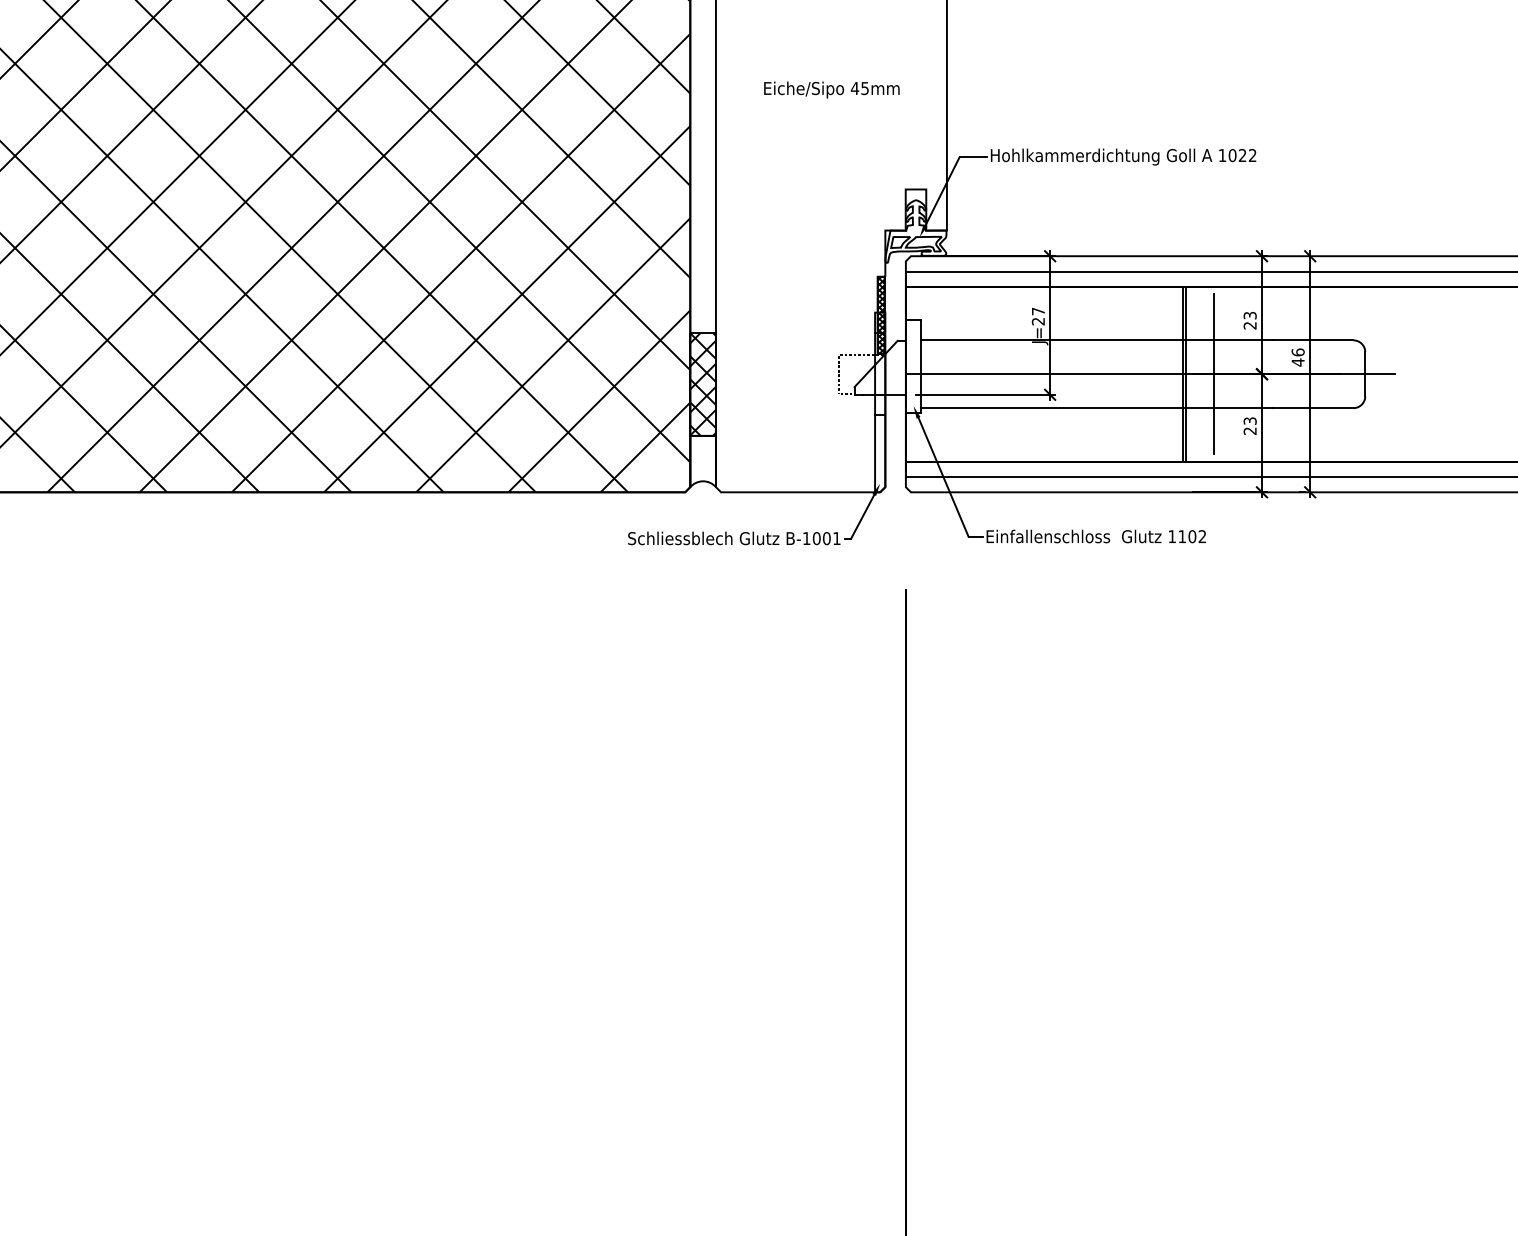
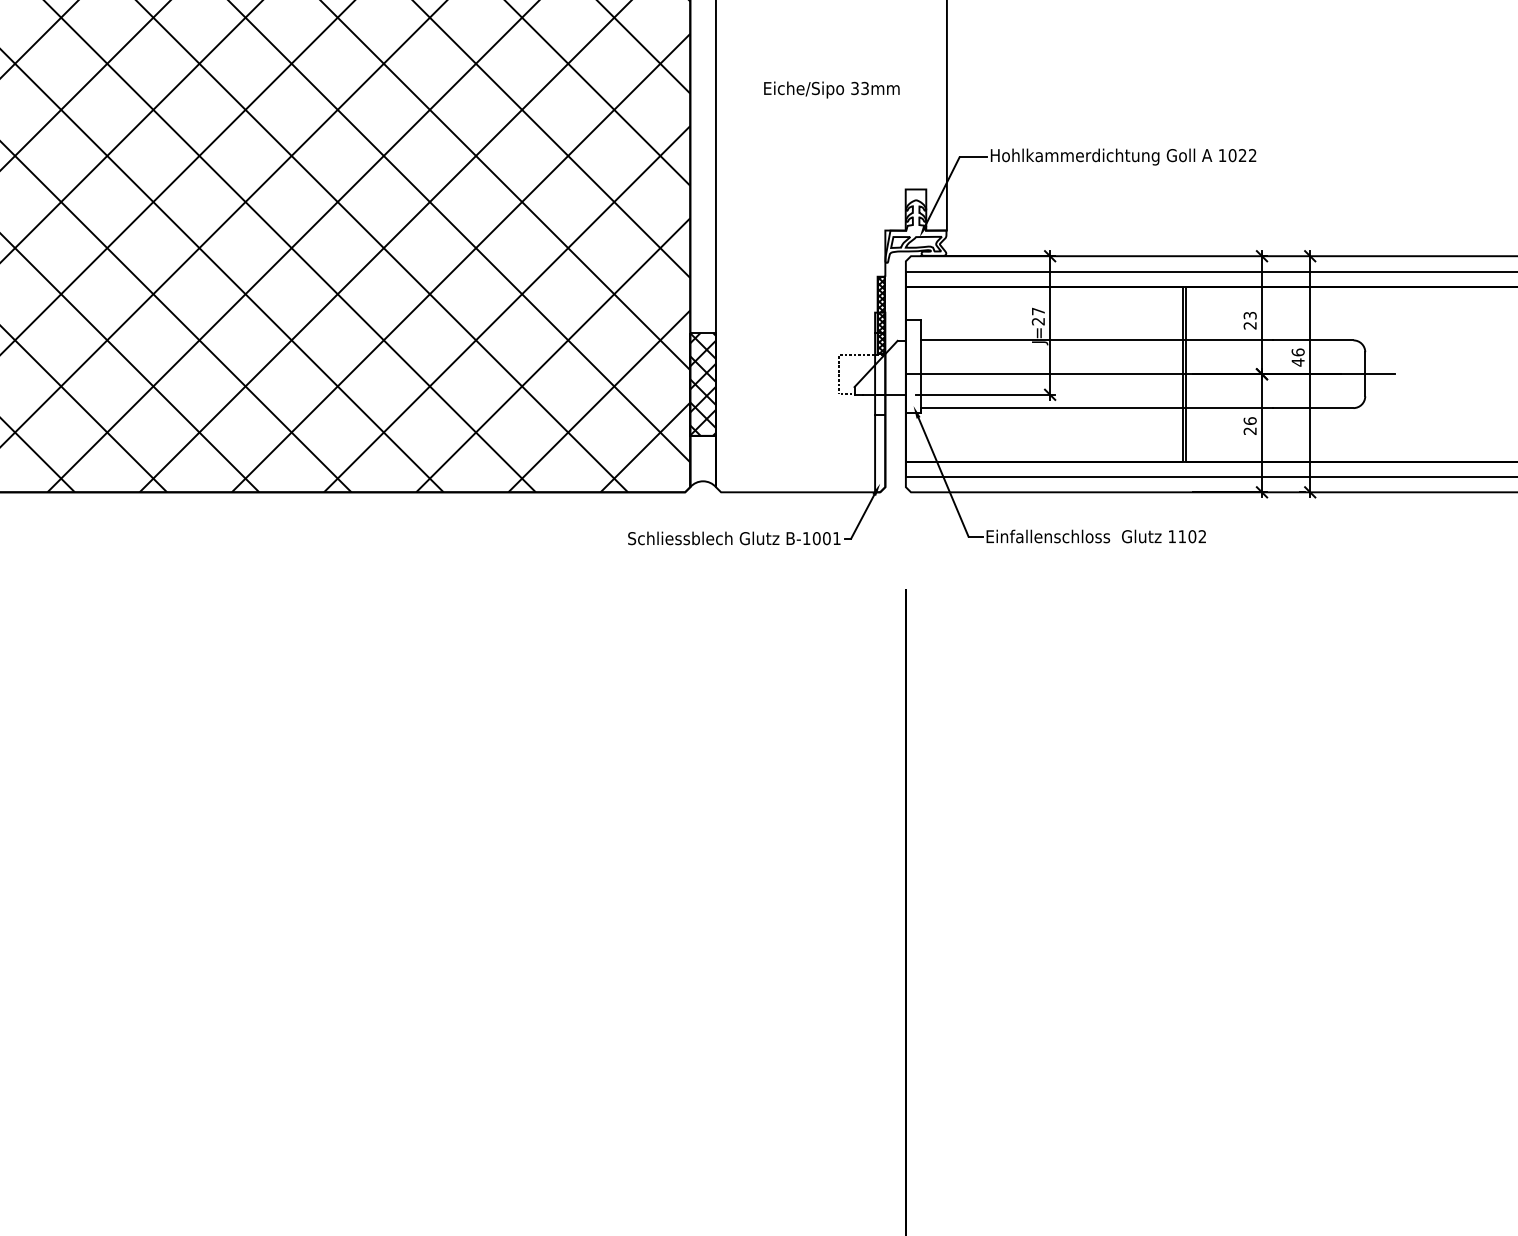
text: 45mm -> 33mm (859, 88)
line: present -> none (1213, 374)
text: 23 -> 26 (1249, 420)
